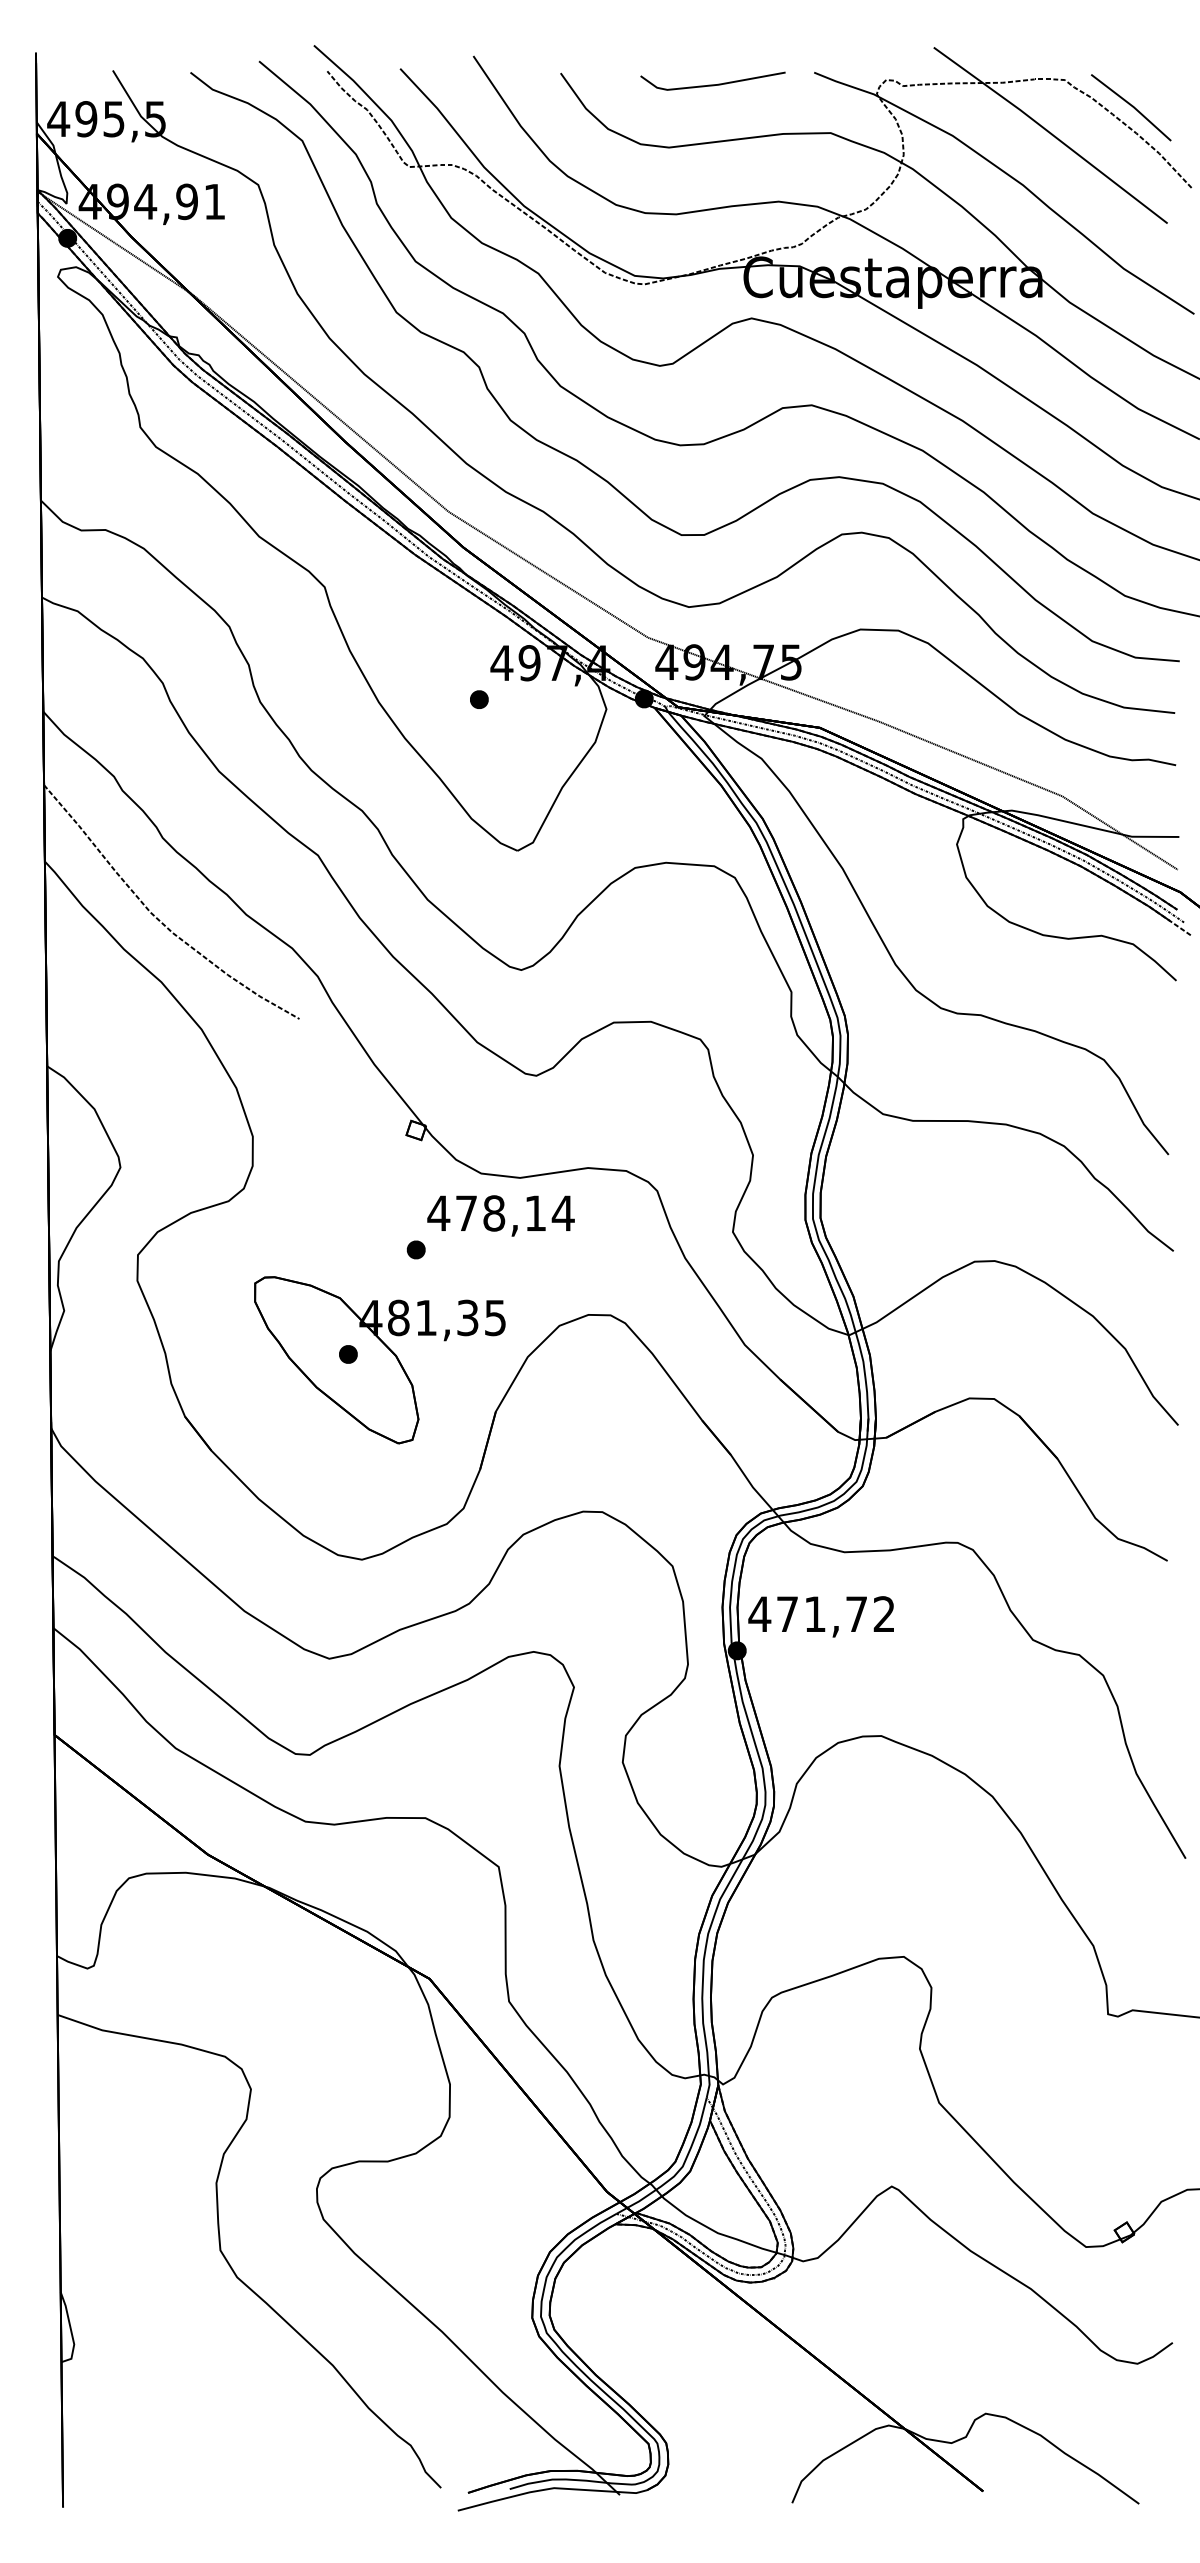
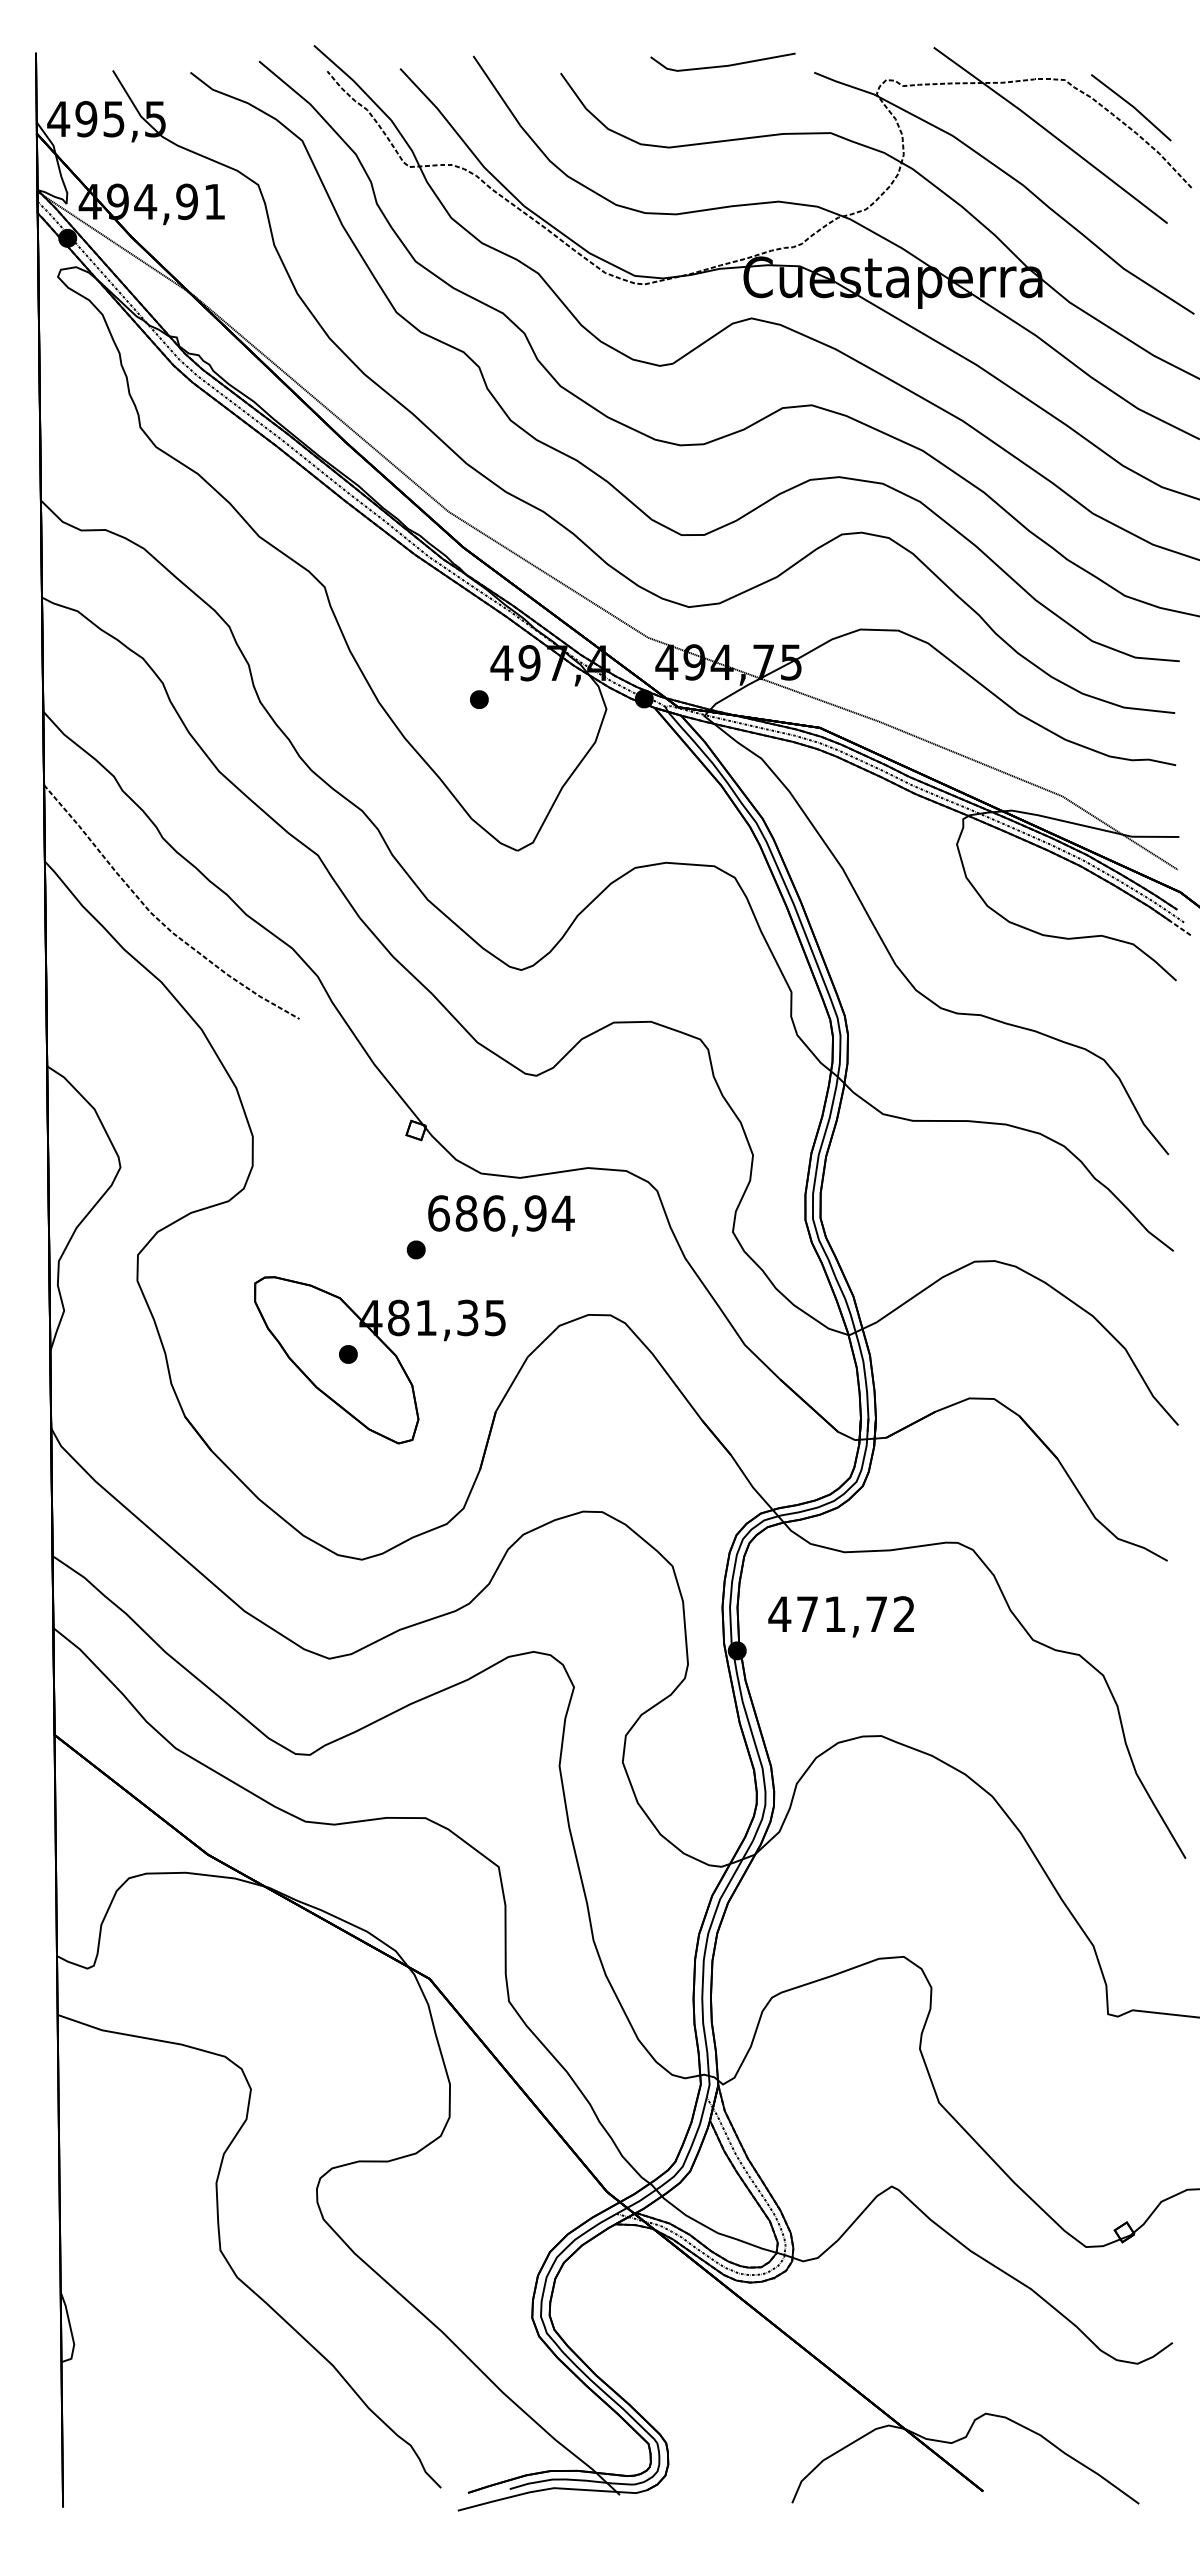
line position: (712, 84) -> (722, 65) (722, 65)
text: 478,14 -> 686,94 (486, 1213)
text position: (820, 1616) -> (840, 1616) (840, 1616)
